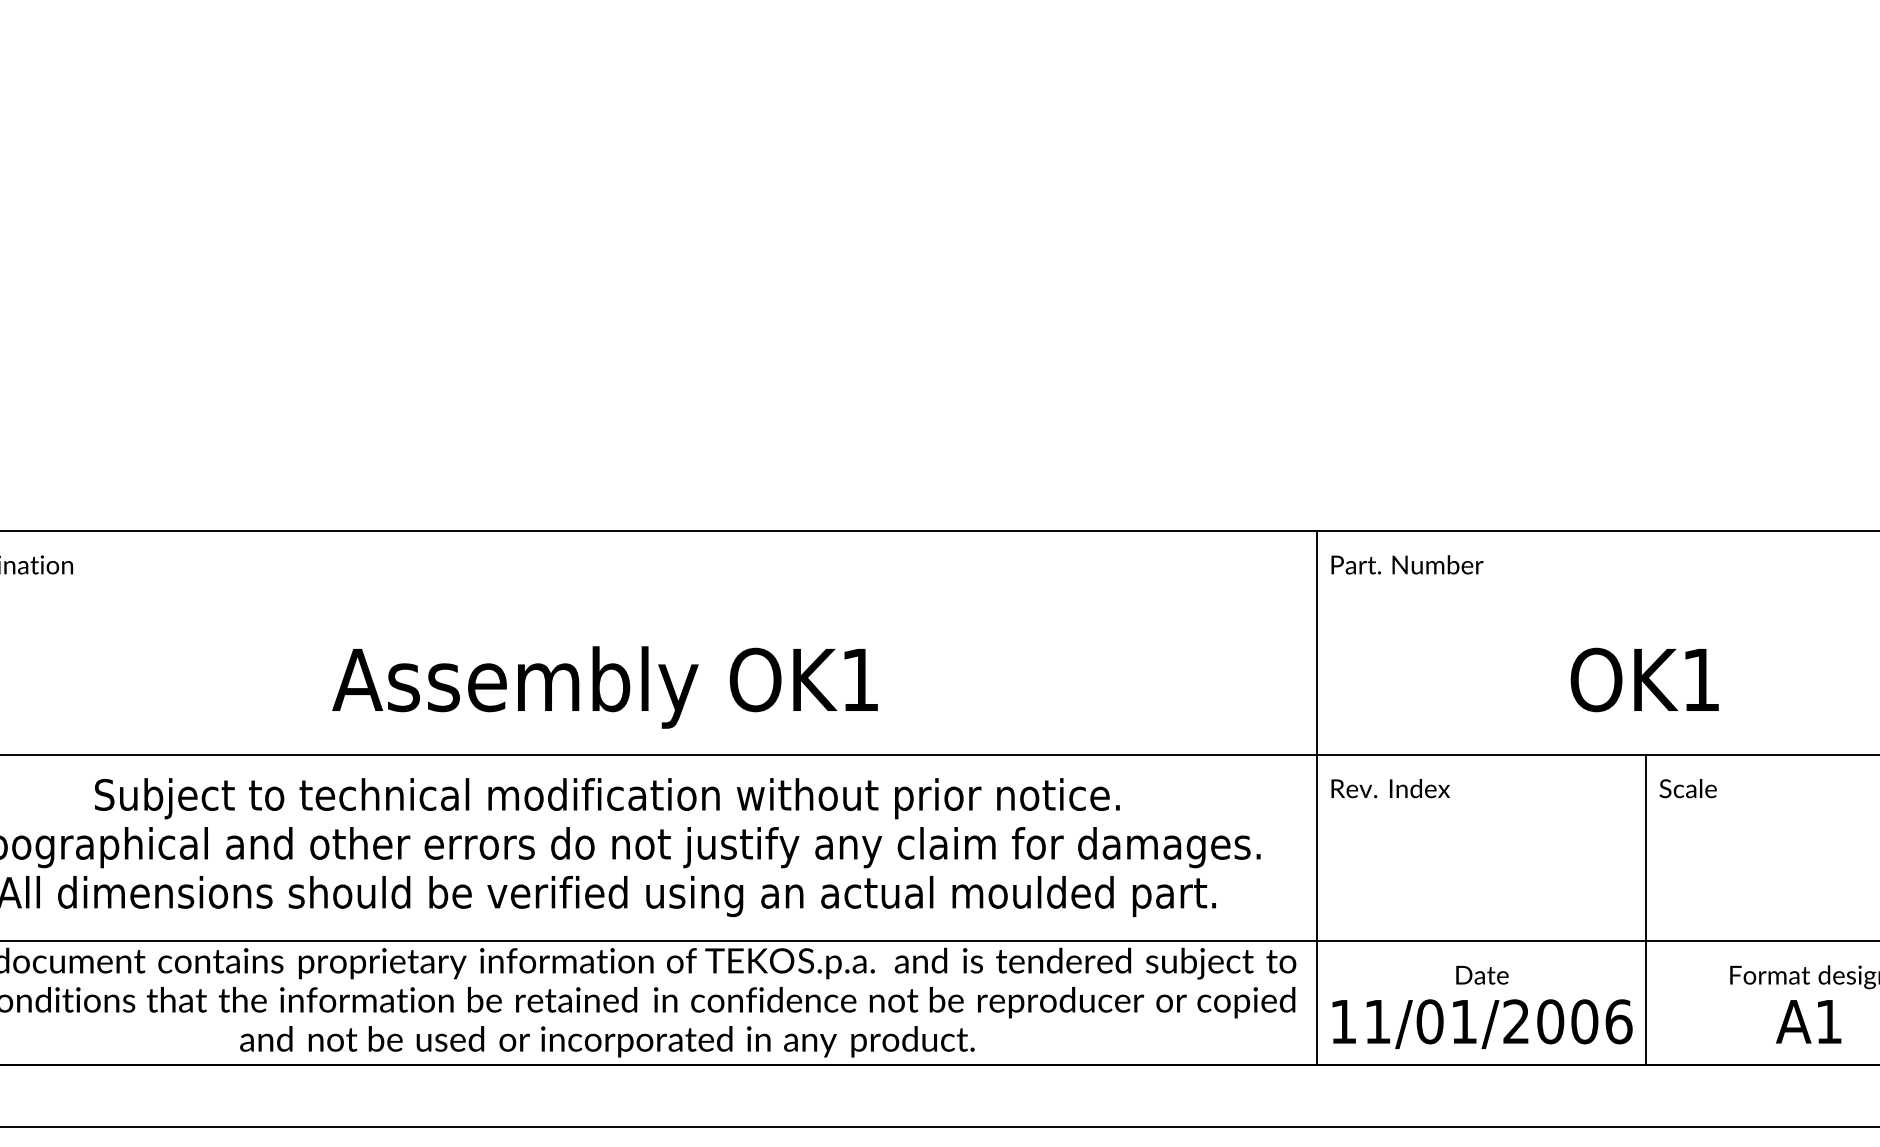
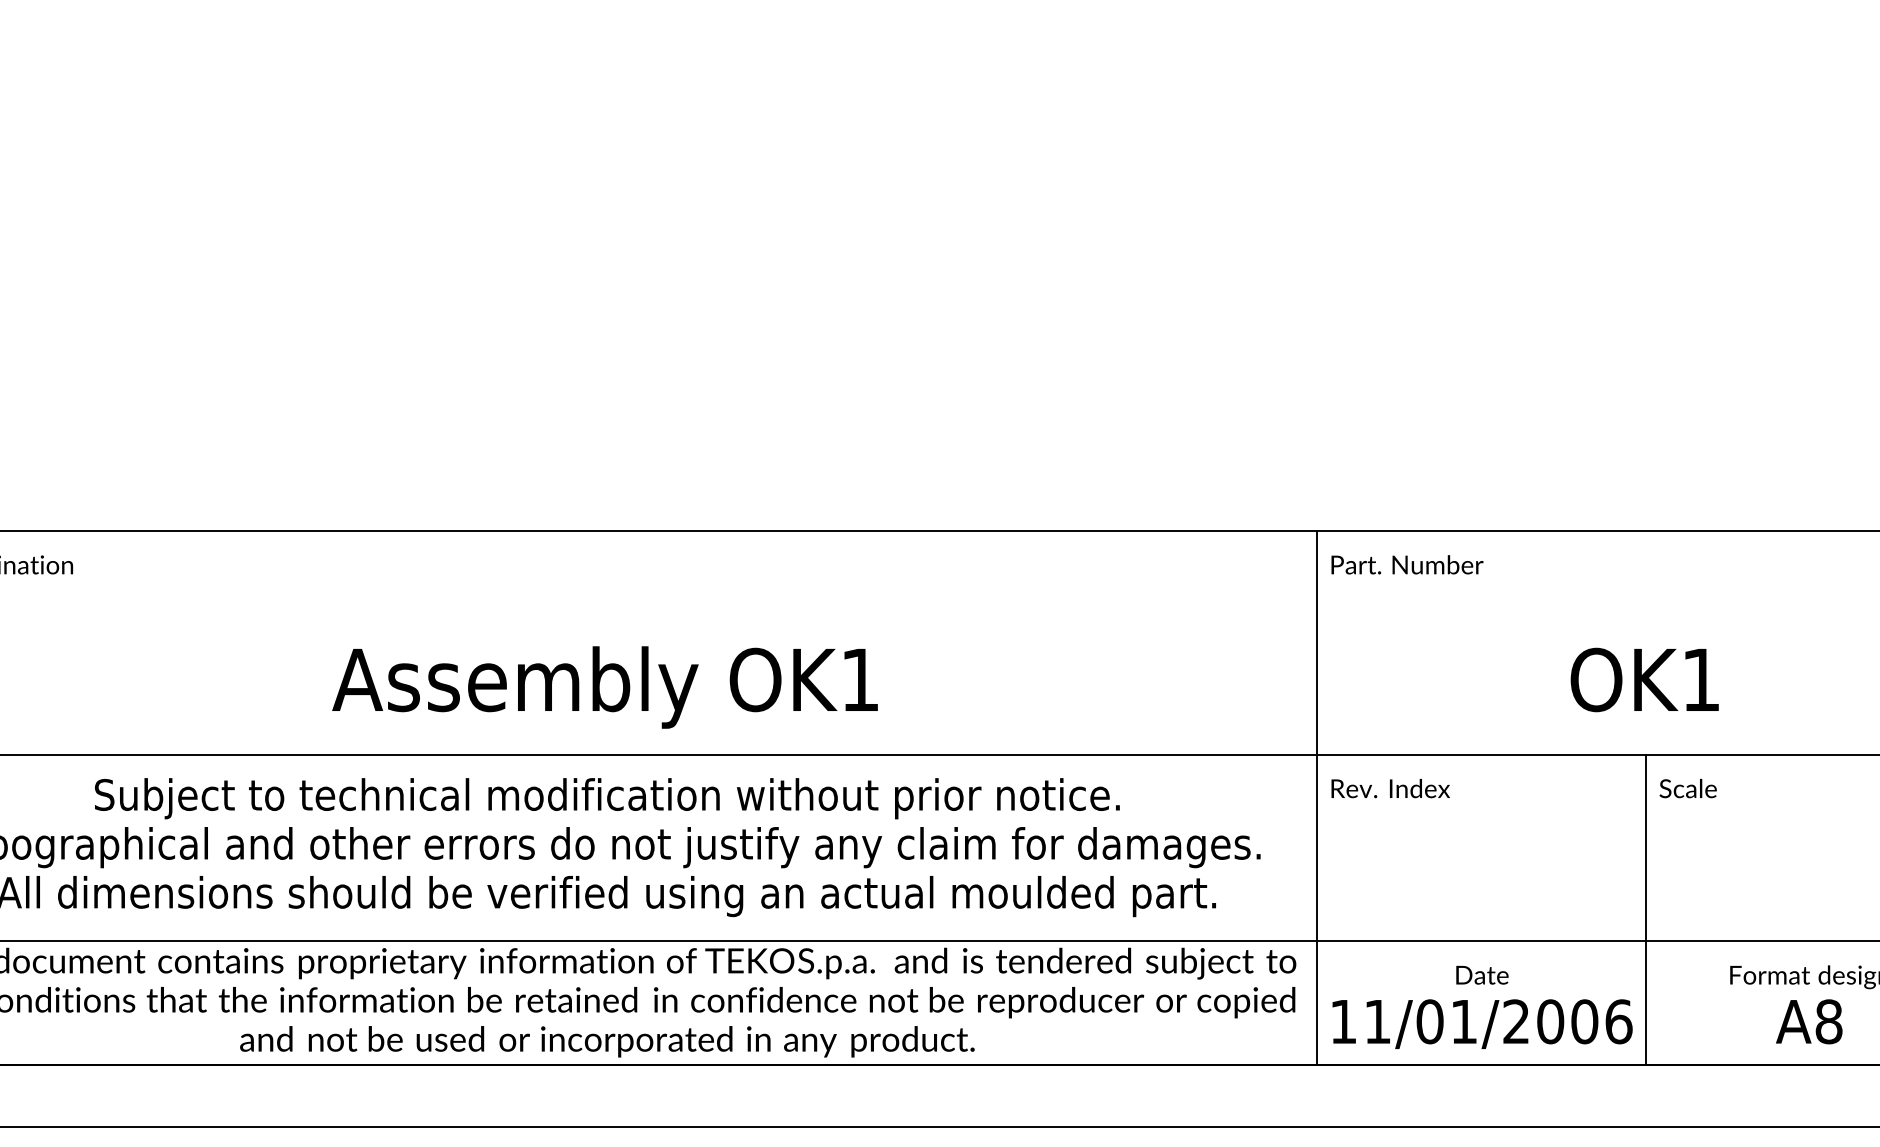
text: A1 -> A8 (1828, 1021)
